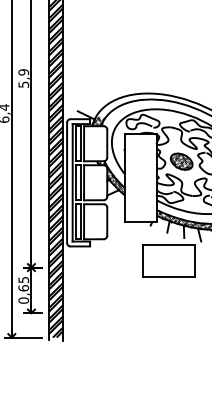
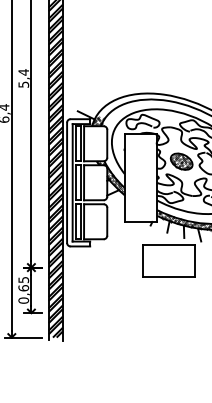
text: 5,9 -> 5,4 (23, 72)
